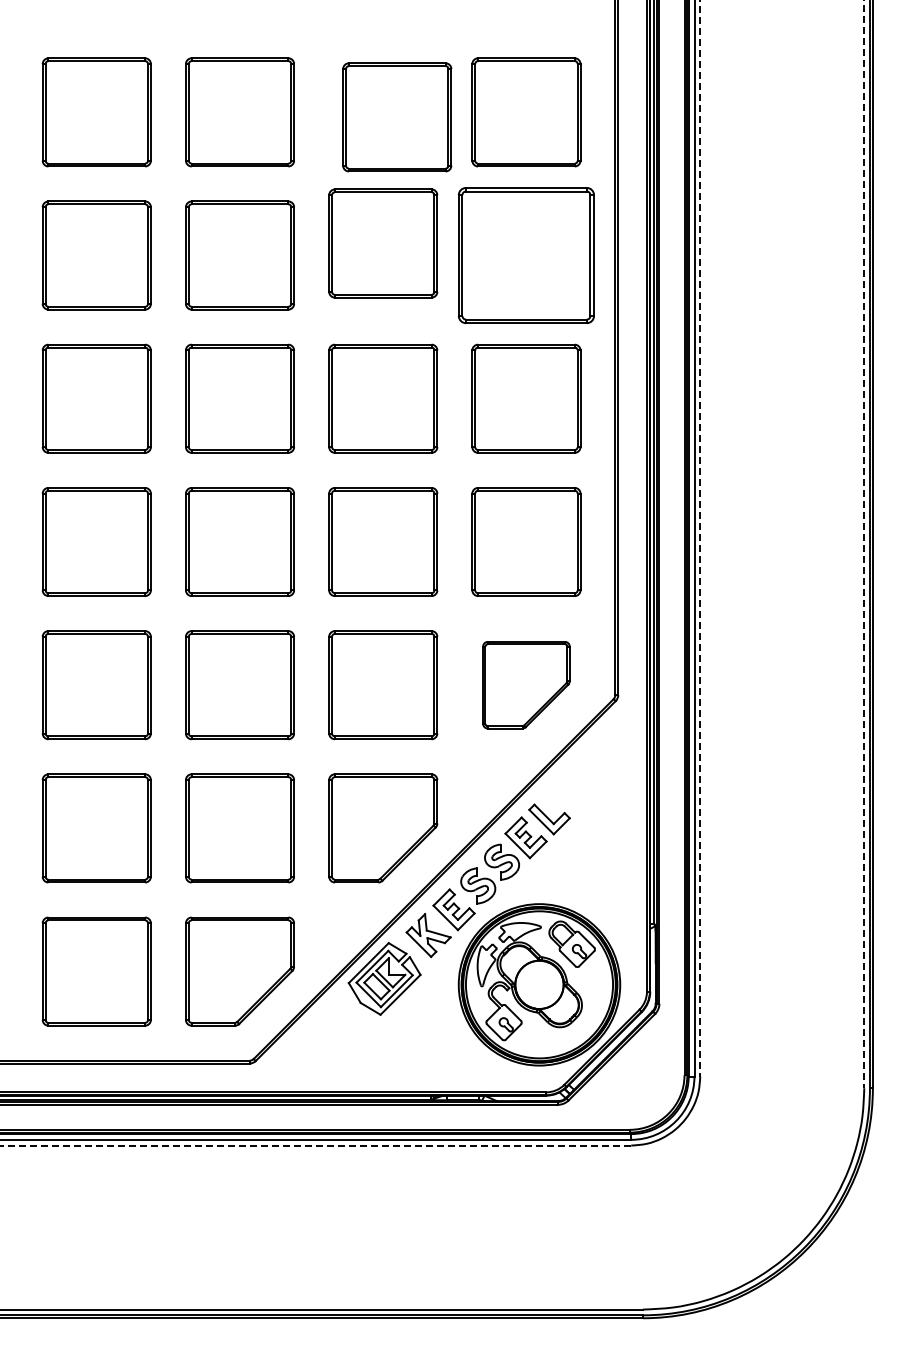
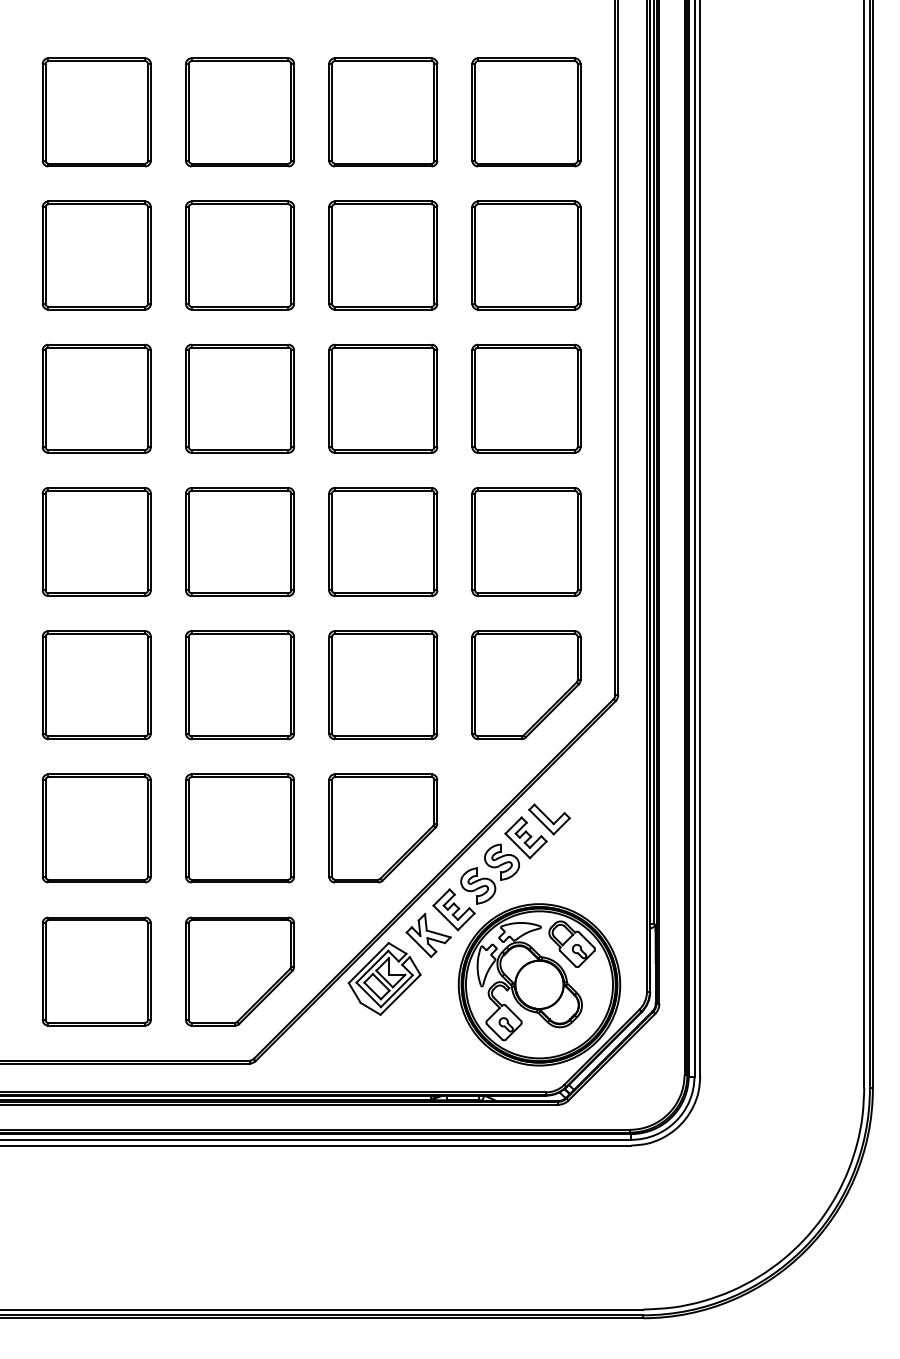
part position: (397, 117) -> (383, 112) (383, 112)
part position: (383, 243) -> (383, 255) (383, 255)
part size: 137x137 px -> 111x111 px (526, 255)
line: dashed -> solid (700, 538)
line: dashed -> solid (864, 544)
part size: 89x89 px -> 111x111 px (526, 685)
line: dashed -> solid (315, 1145)
